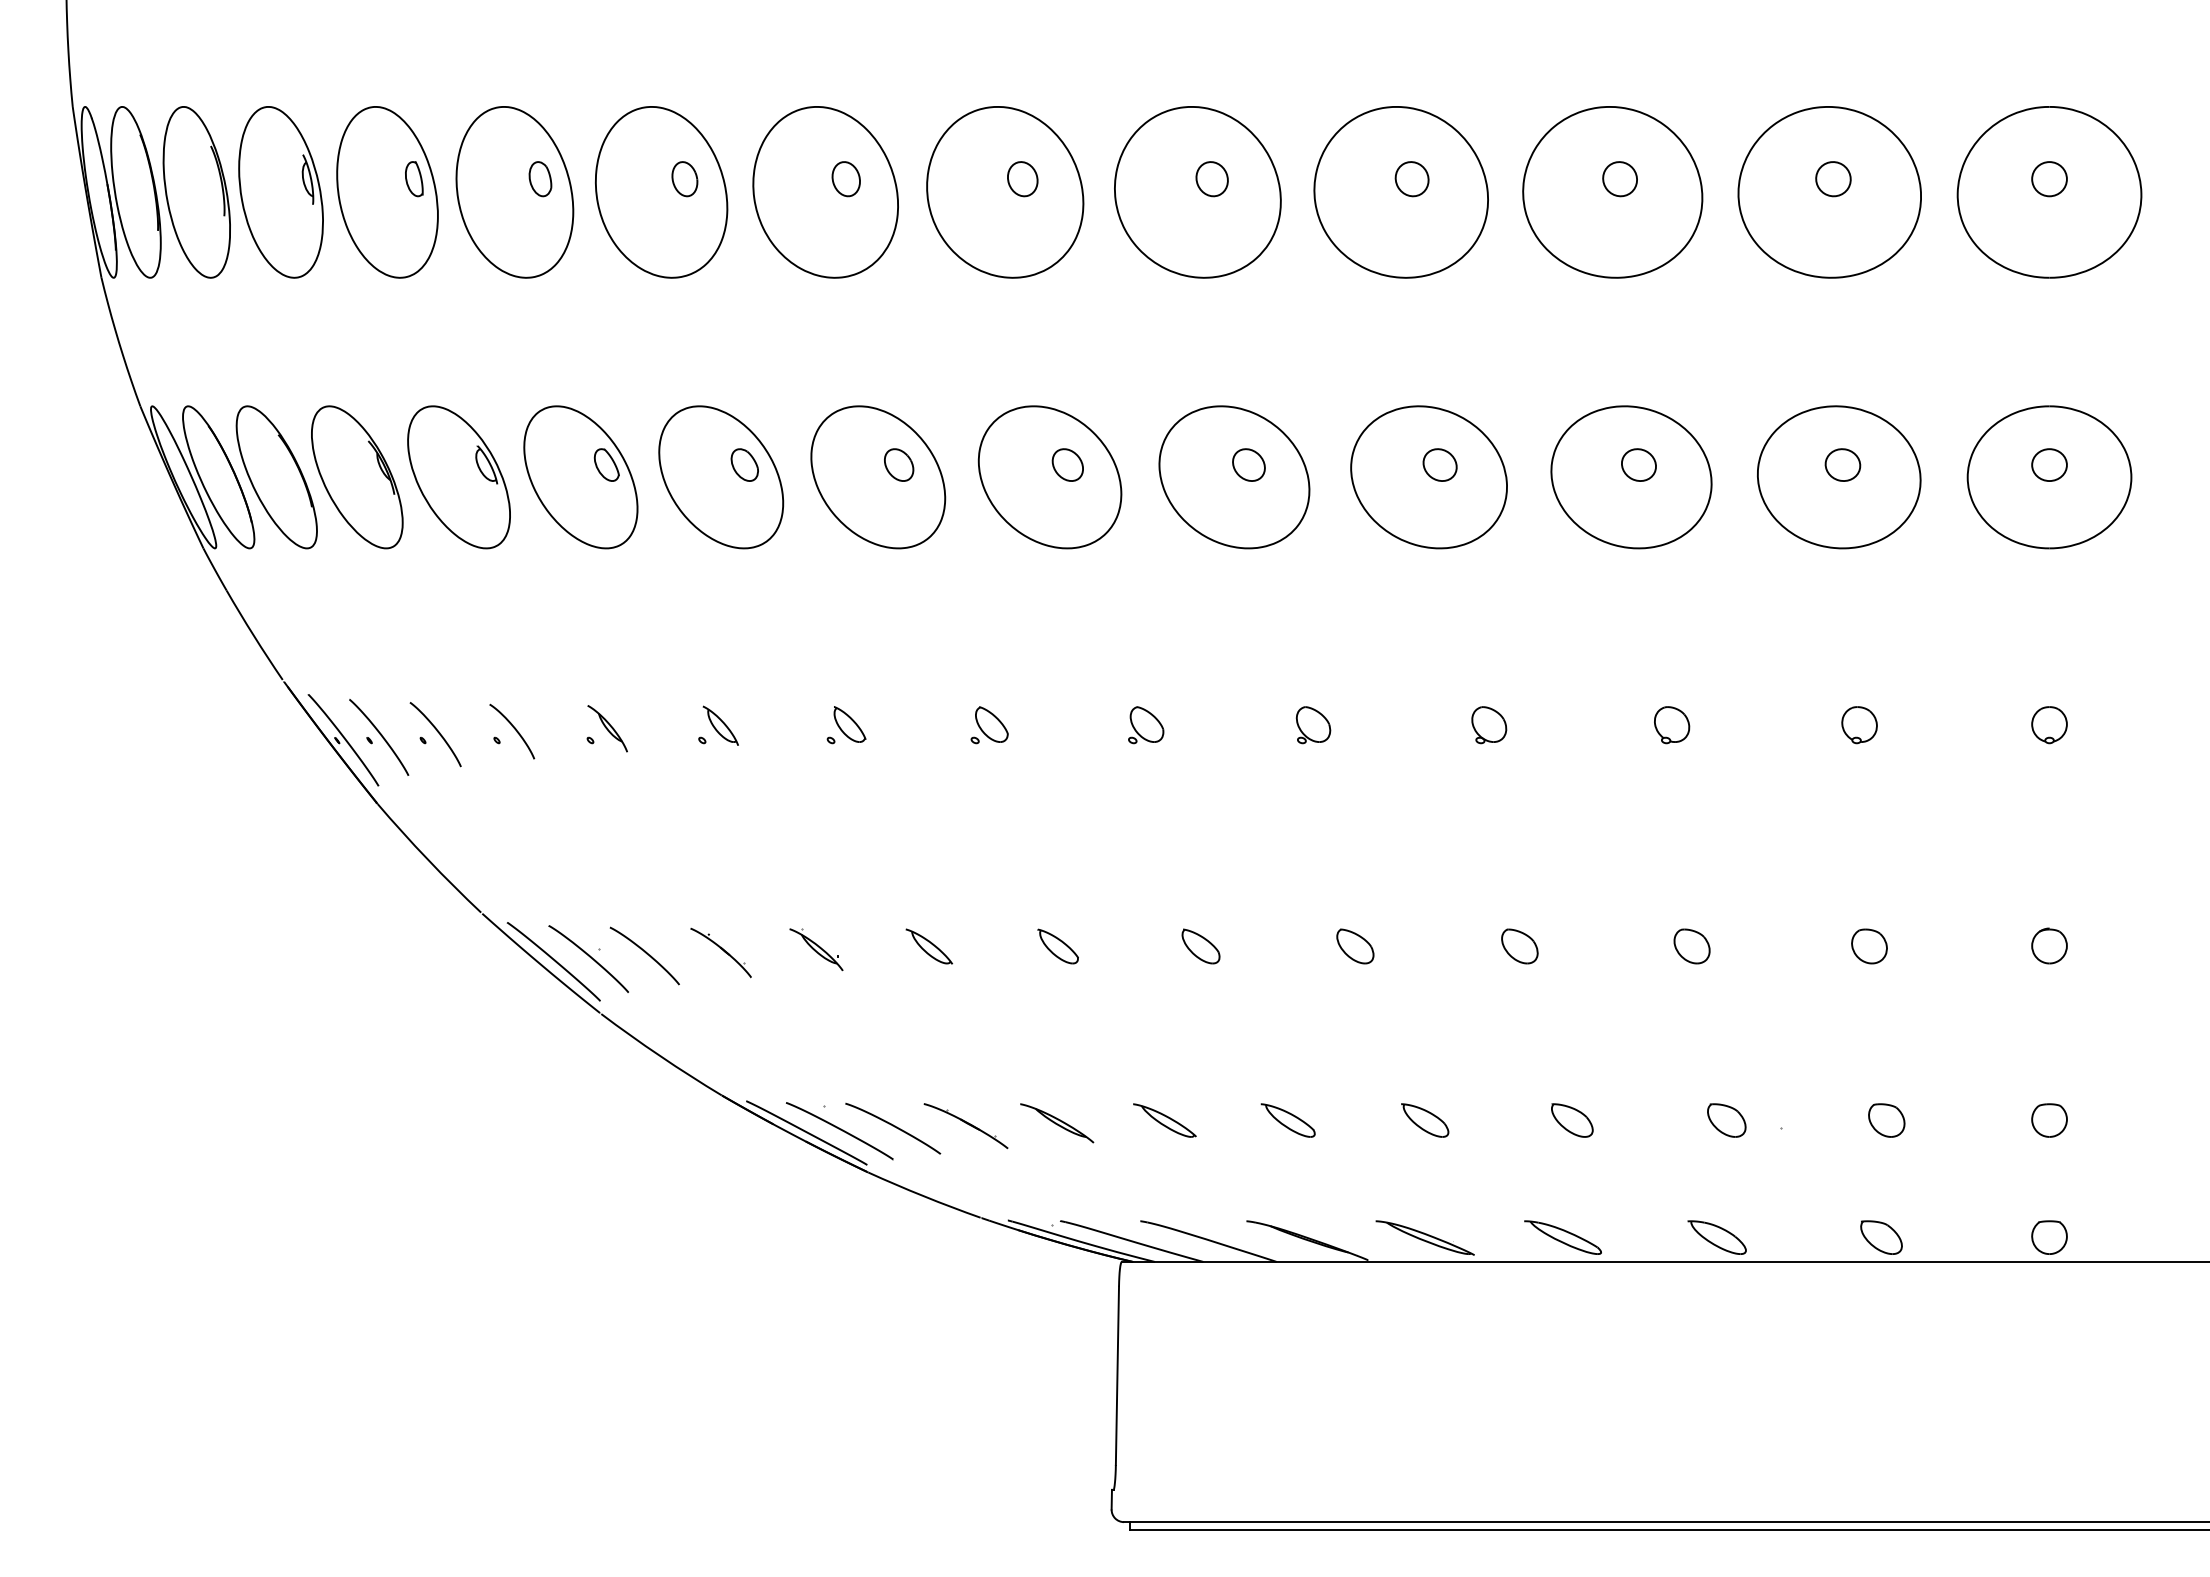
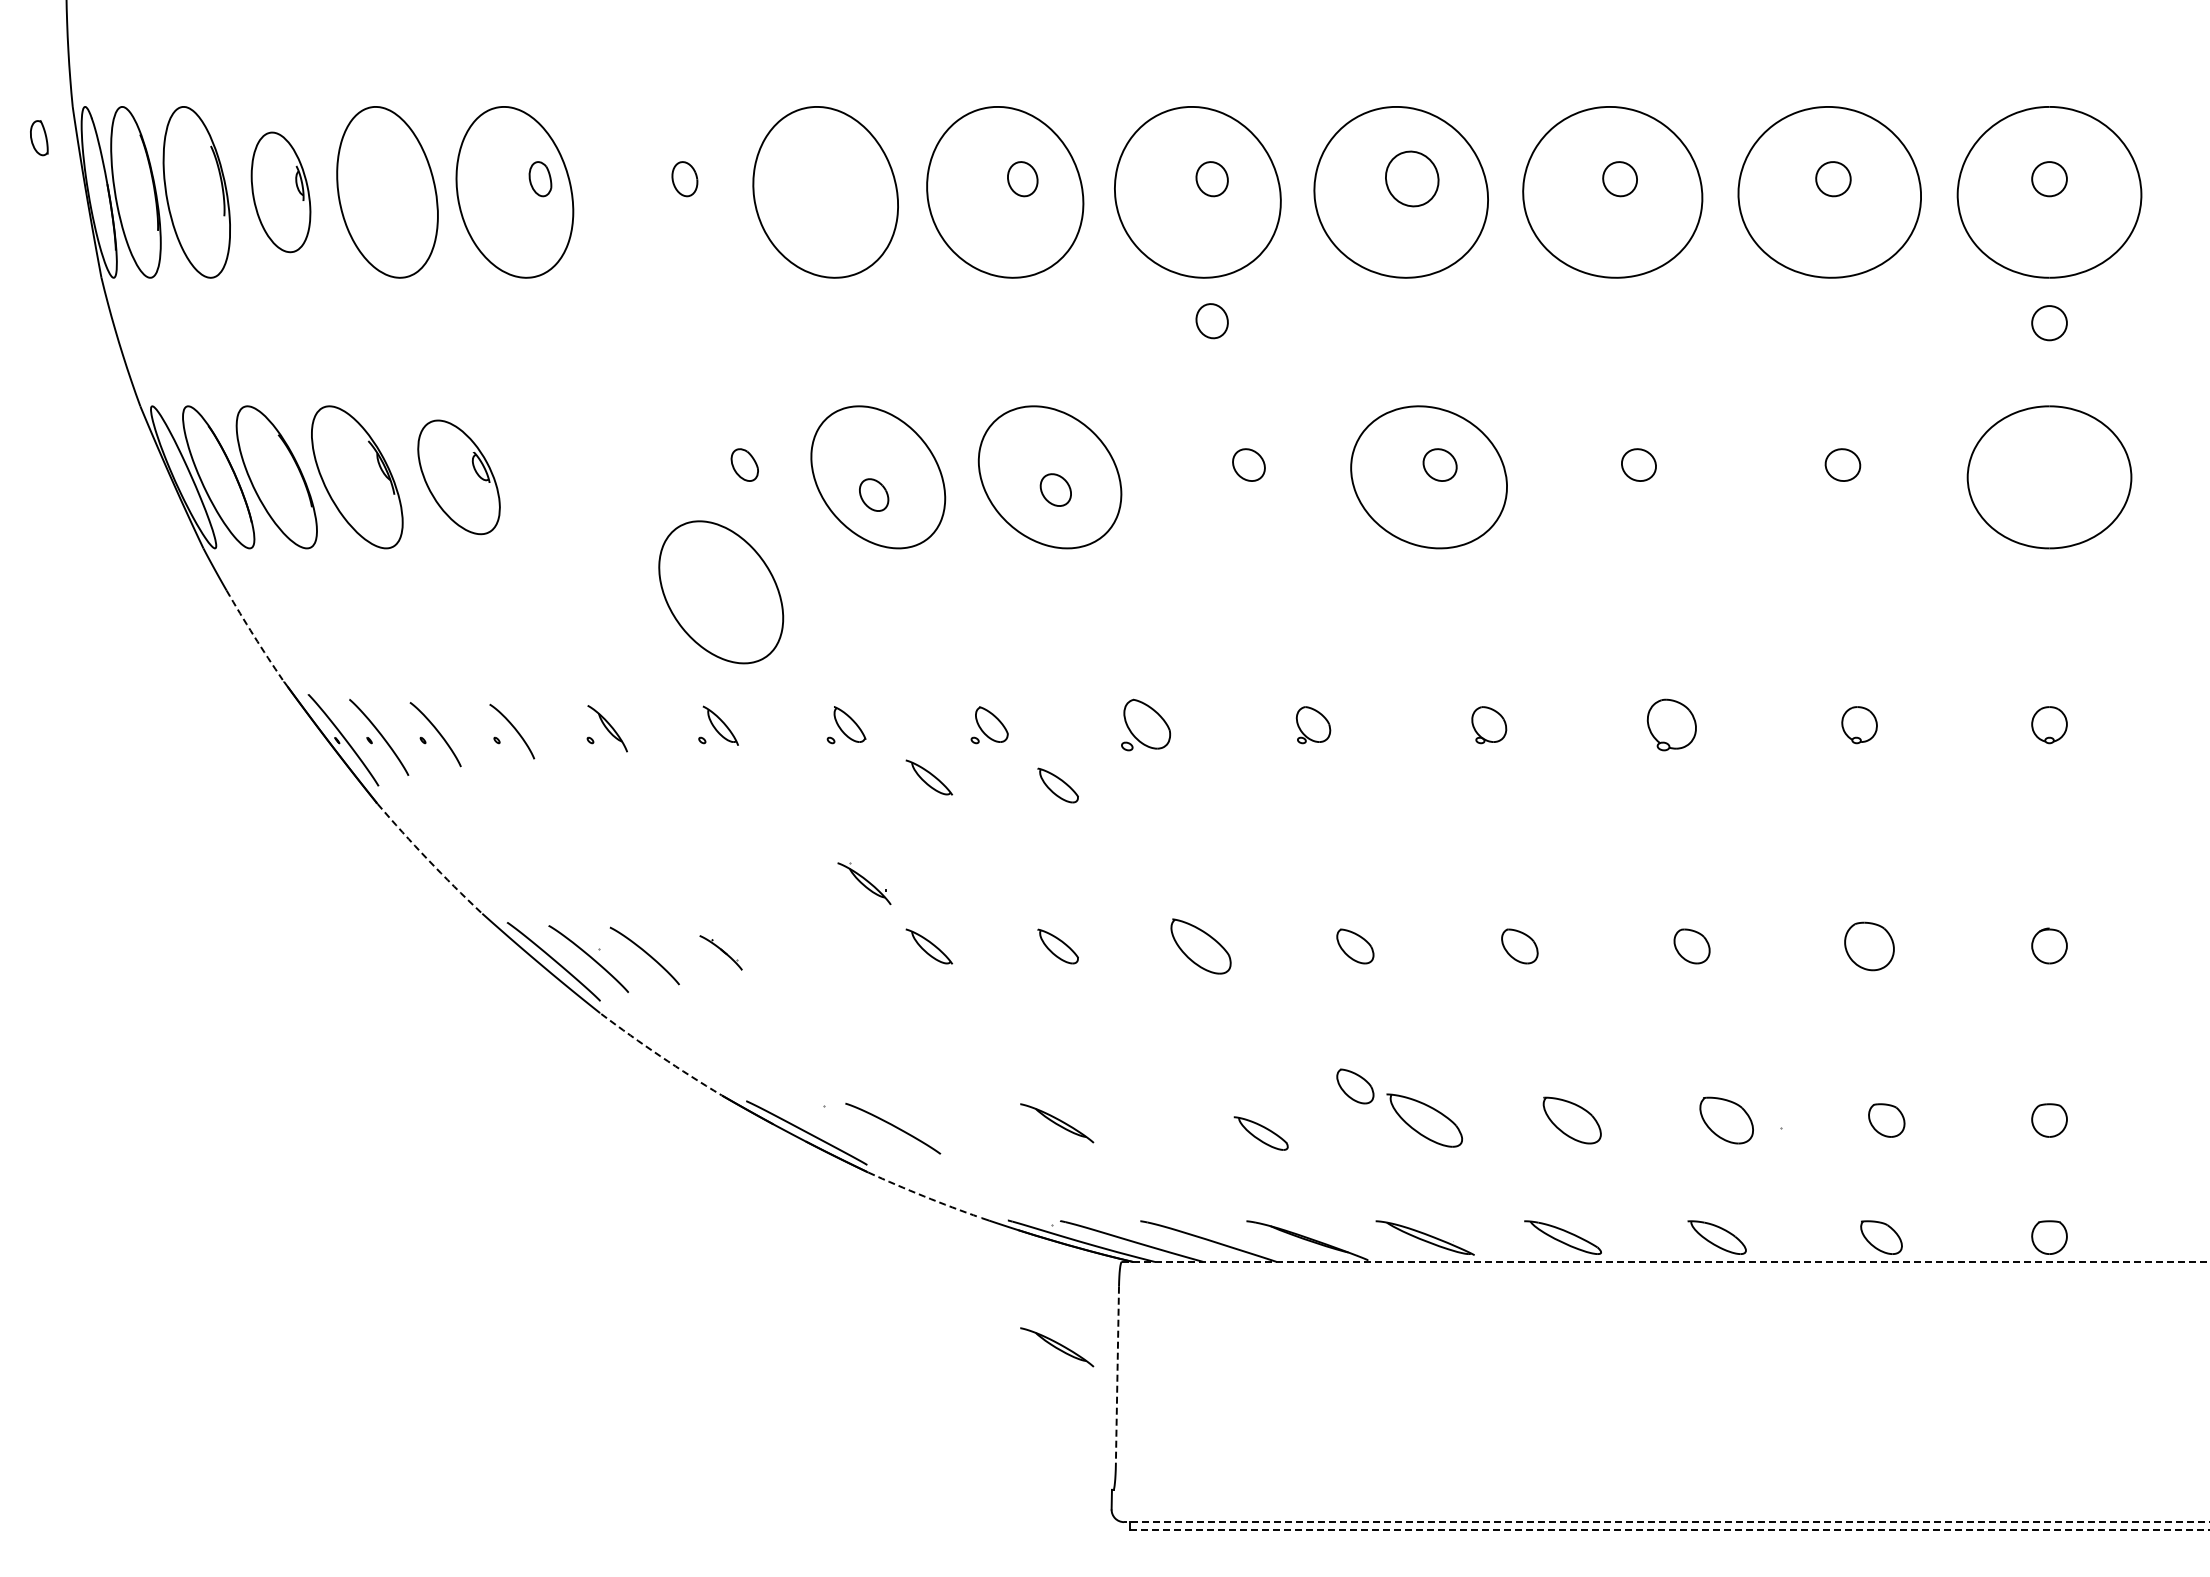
part position: (414, 179) -> (39, 138) (39, 138)
part: present -> none (845, 179)
part size: 36x37 px -> 55x58 px (1412, 178)
part size: 86x173 px -> 62x123 px (280, 192)
part: present -> none (661, 192)
part: none -> present (1211, 321)
part: none -> present (2049, 323)
part position: (899, 464) -> (874, 494) (874, 494)
part position: (1067, 464) -> (1055, 489) (1055, 489)
part: present -> none (2049, 464)
part size: 104x145 px -> 84x117 px (458, 477)
part: present -> none (580, 477)
part position: (721, 477) -> (721, 592) (721, 592)
part: present -> none (1234, 477)
part: present -> none (1631, 477)
part: present -> none (1839, 477)
arc: solid -> dashed (253, 635)
part size: 37x39 px -> 51x54 px (1146, 724)
part size: 37x39 px -> 51x54 px (1671, 724)
part: none -> present (929, 777)
part: none -> present (1057, 785)
arc: solid -> dashed (427, 859)
part size: 40x37 px -> 62x57 px (1200, 946)
part size: 37x37 px -> 51x51 px (1869, 946)
part position: (816, 949) -> (864, 883) (864, 883)
part size: 62x52 px -> 44x36 px (720, 952)
arc: solid -> dashed (660, 1056)
part: none -> present (1355, 1086)
part: present -> none (1164, 1120)
part position: (1287, 1120) -> (1260, 1133) (1260, 1133)
part size: 49x35 px -> 77x55 px (1424, 1120)
part size: 43x35 px -> 60x49 px (1571, 1120)
part size: 40x35 px -> 55x49 px (1726, 1120)
part: present -> none (965, 1126)
part: present -> none (839, 1131)
arc: solid -> dashed (924, 1196)
line: solid -> dashed (1665, 1262)
part: none -> present (1057, 1347)
line: solid -> dashed (1117, 1376)
line: solid -> dashed (1666, 1522)
line: solid -> dashed (1669, 1529)
